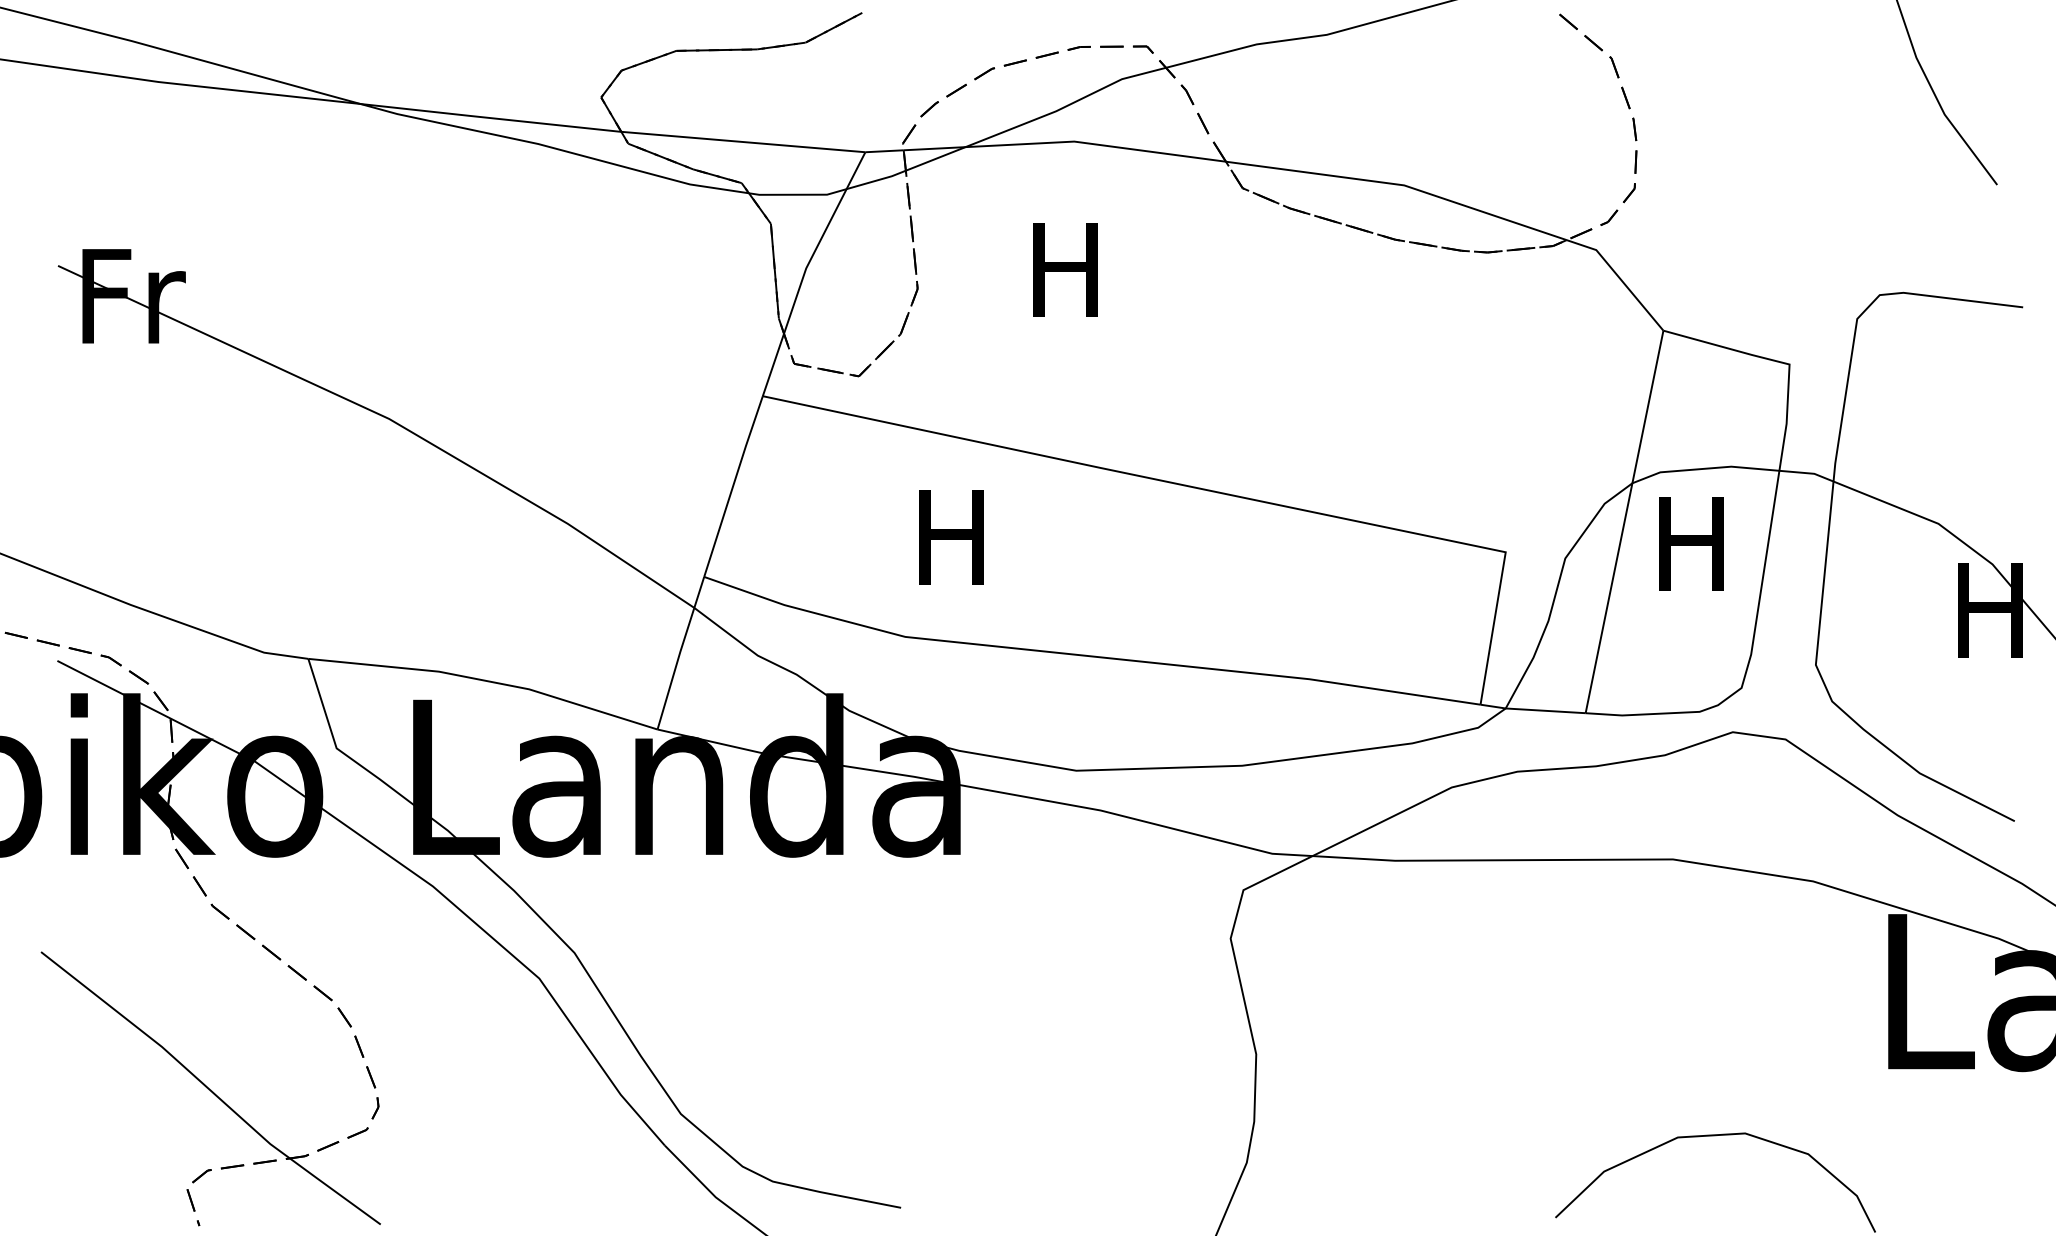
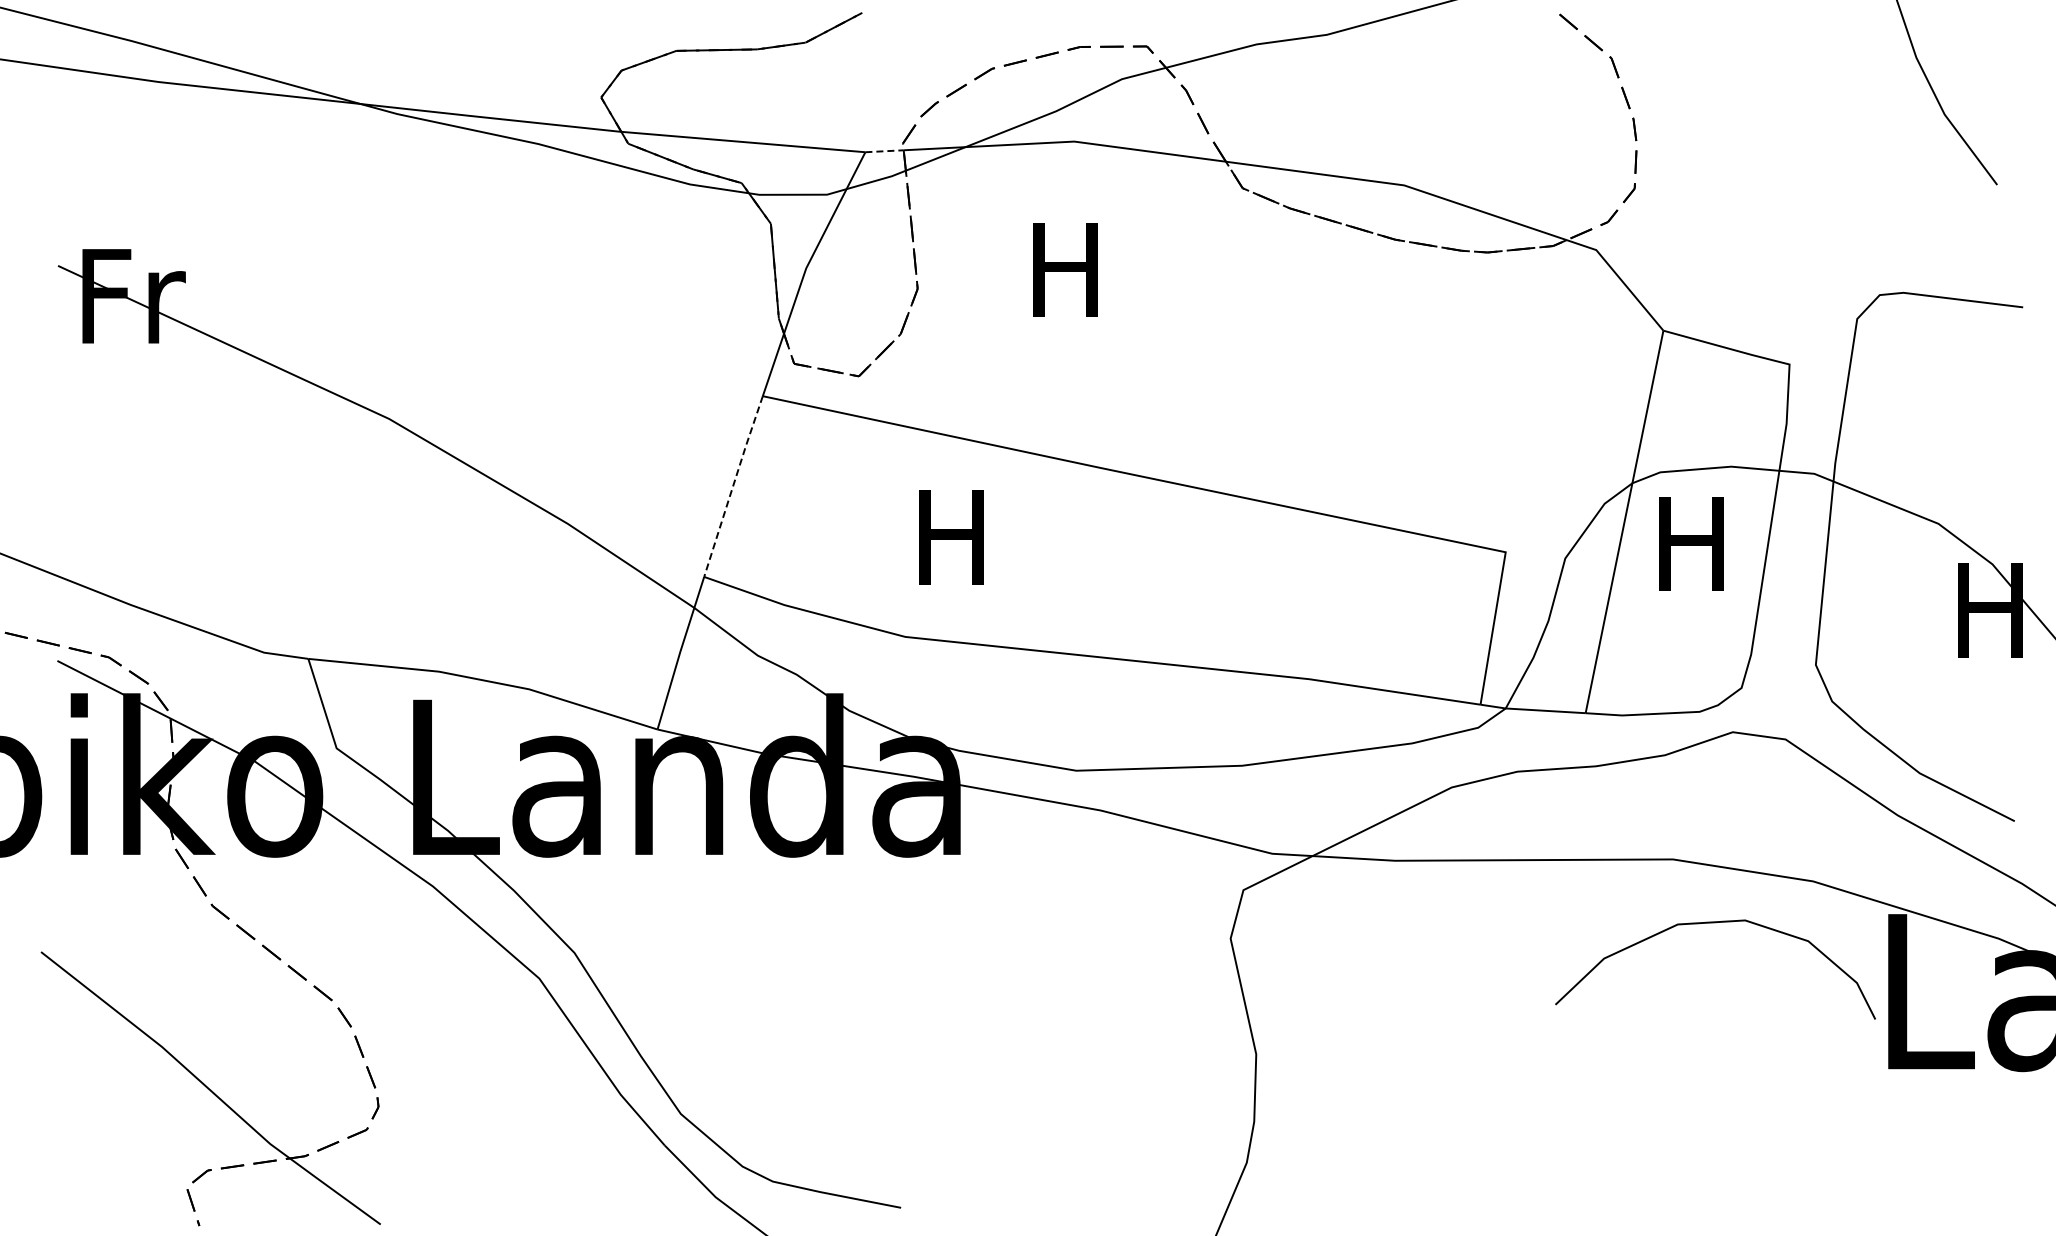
line: solid -> dashed (885, 151)
line: solid -> dashed (733, 485)
curve position: (1715, 1136) -> (1715, 923) (1715, 923)
